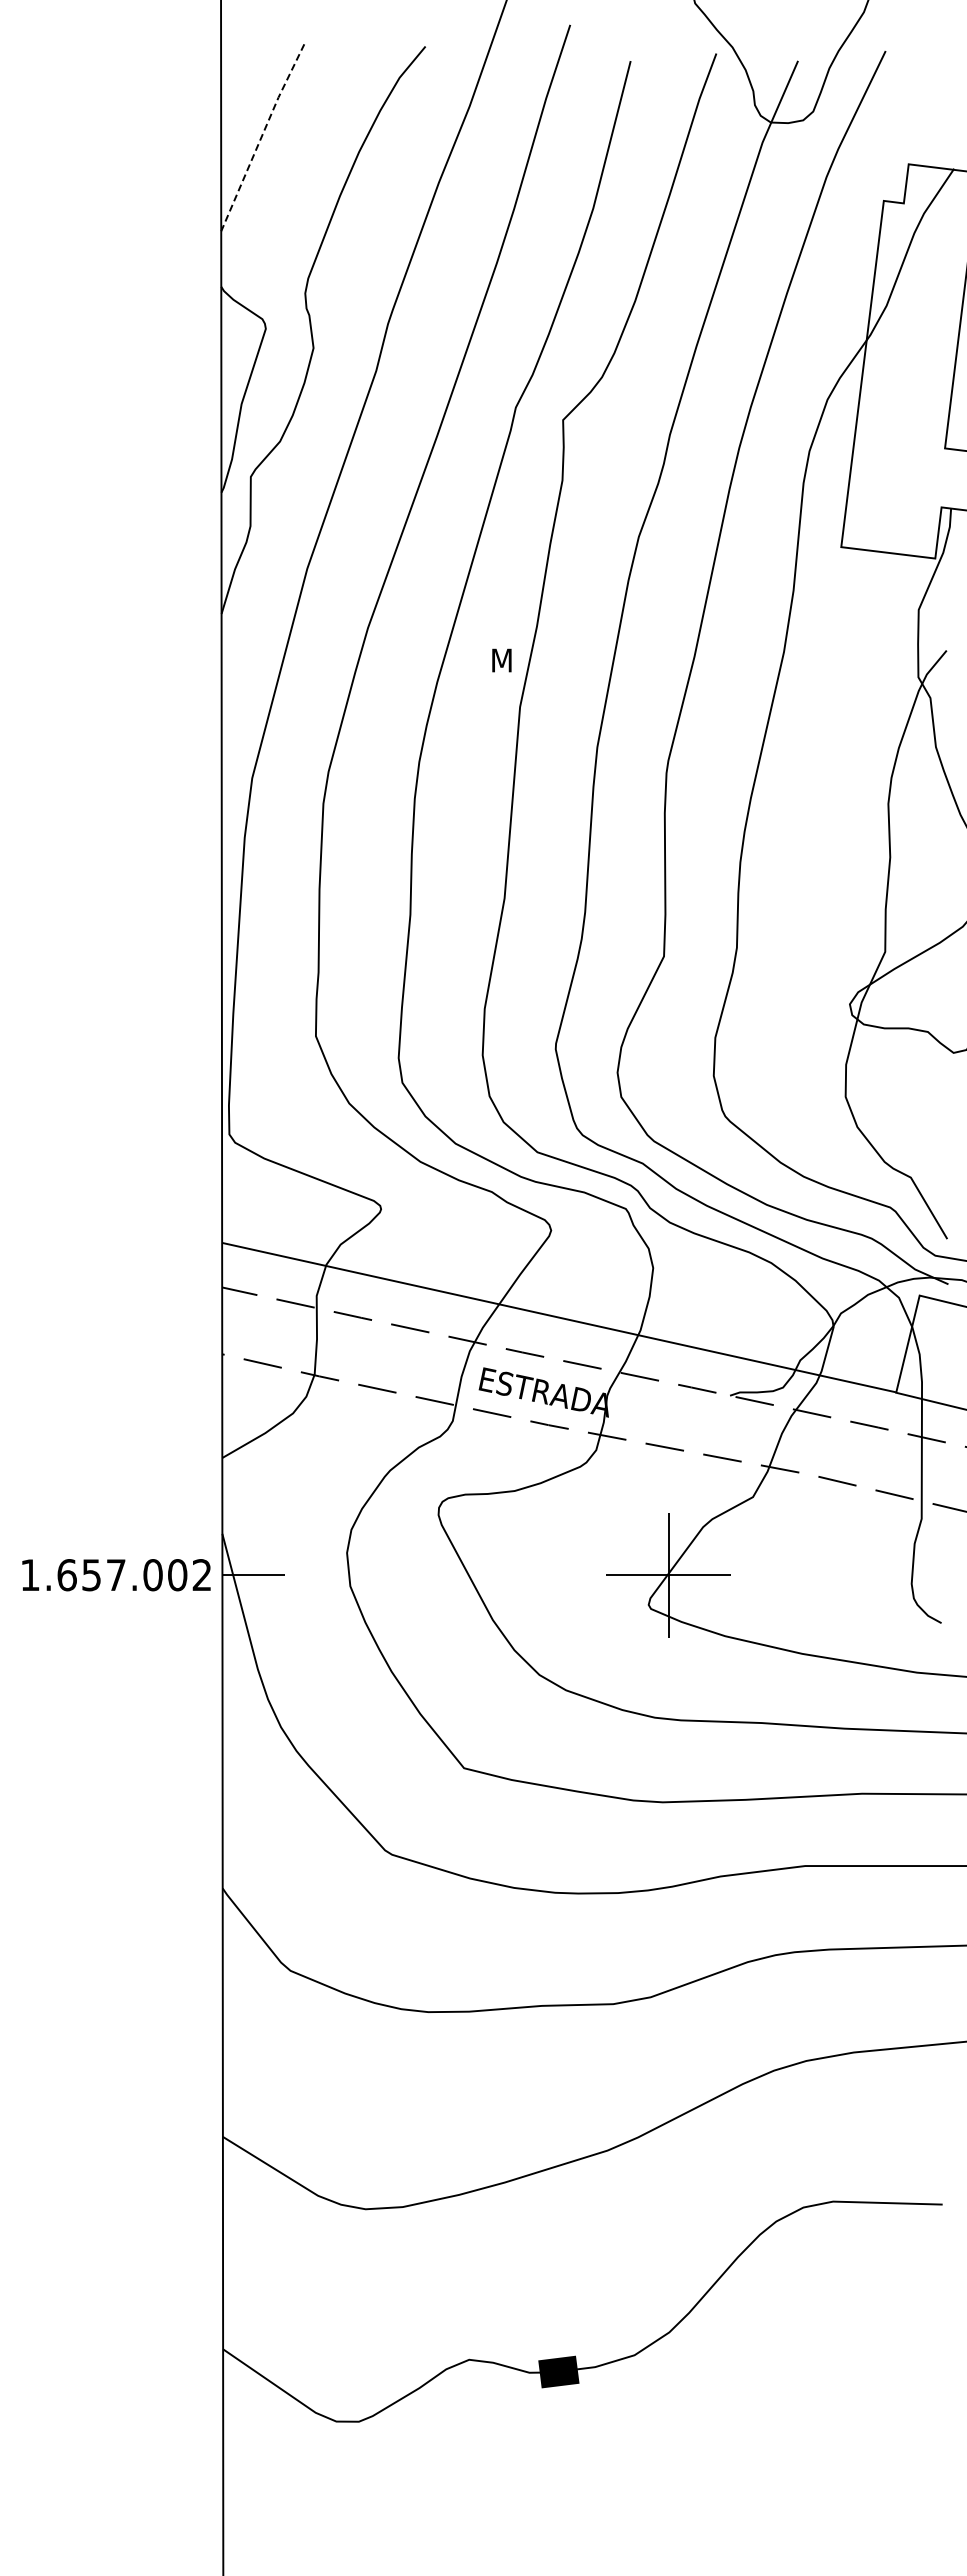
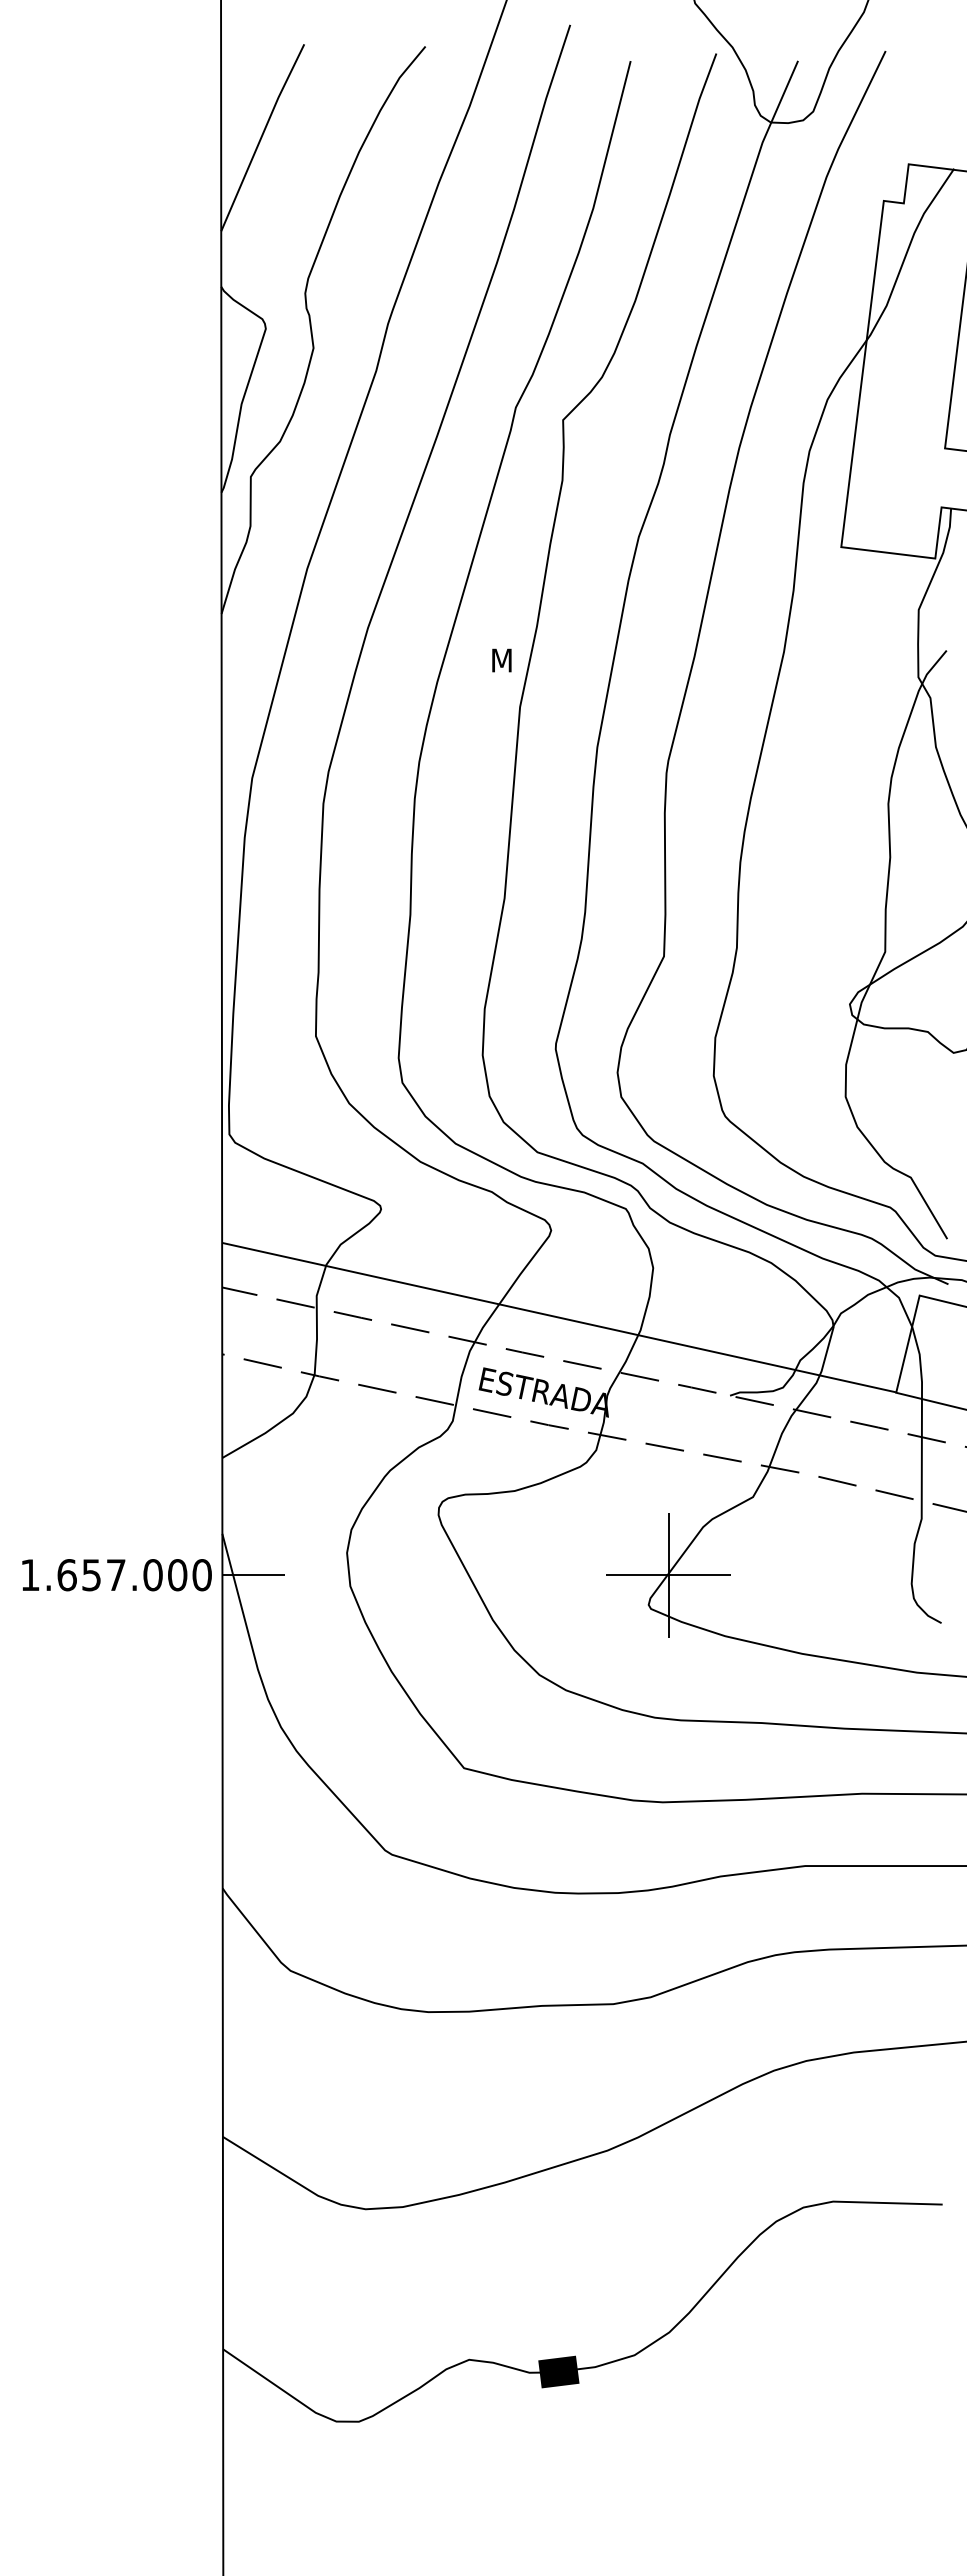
line: dashed -> solid (261, 136)
text: 1.657.002 -> 1.657.000 (201, 1575)
